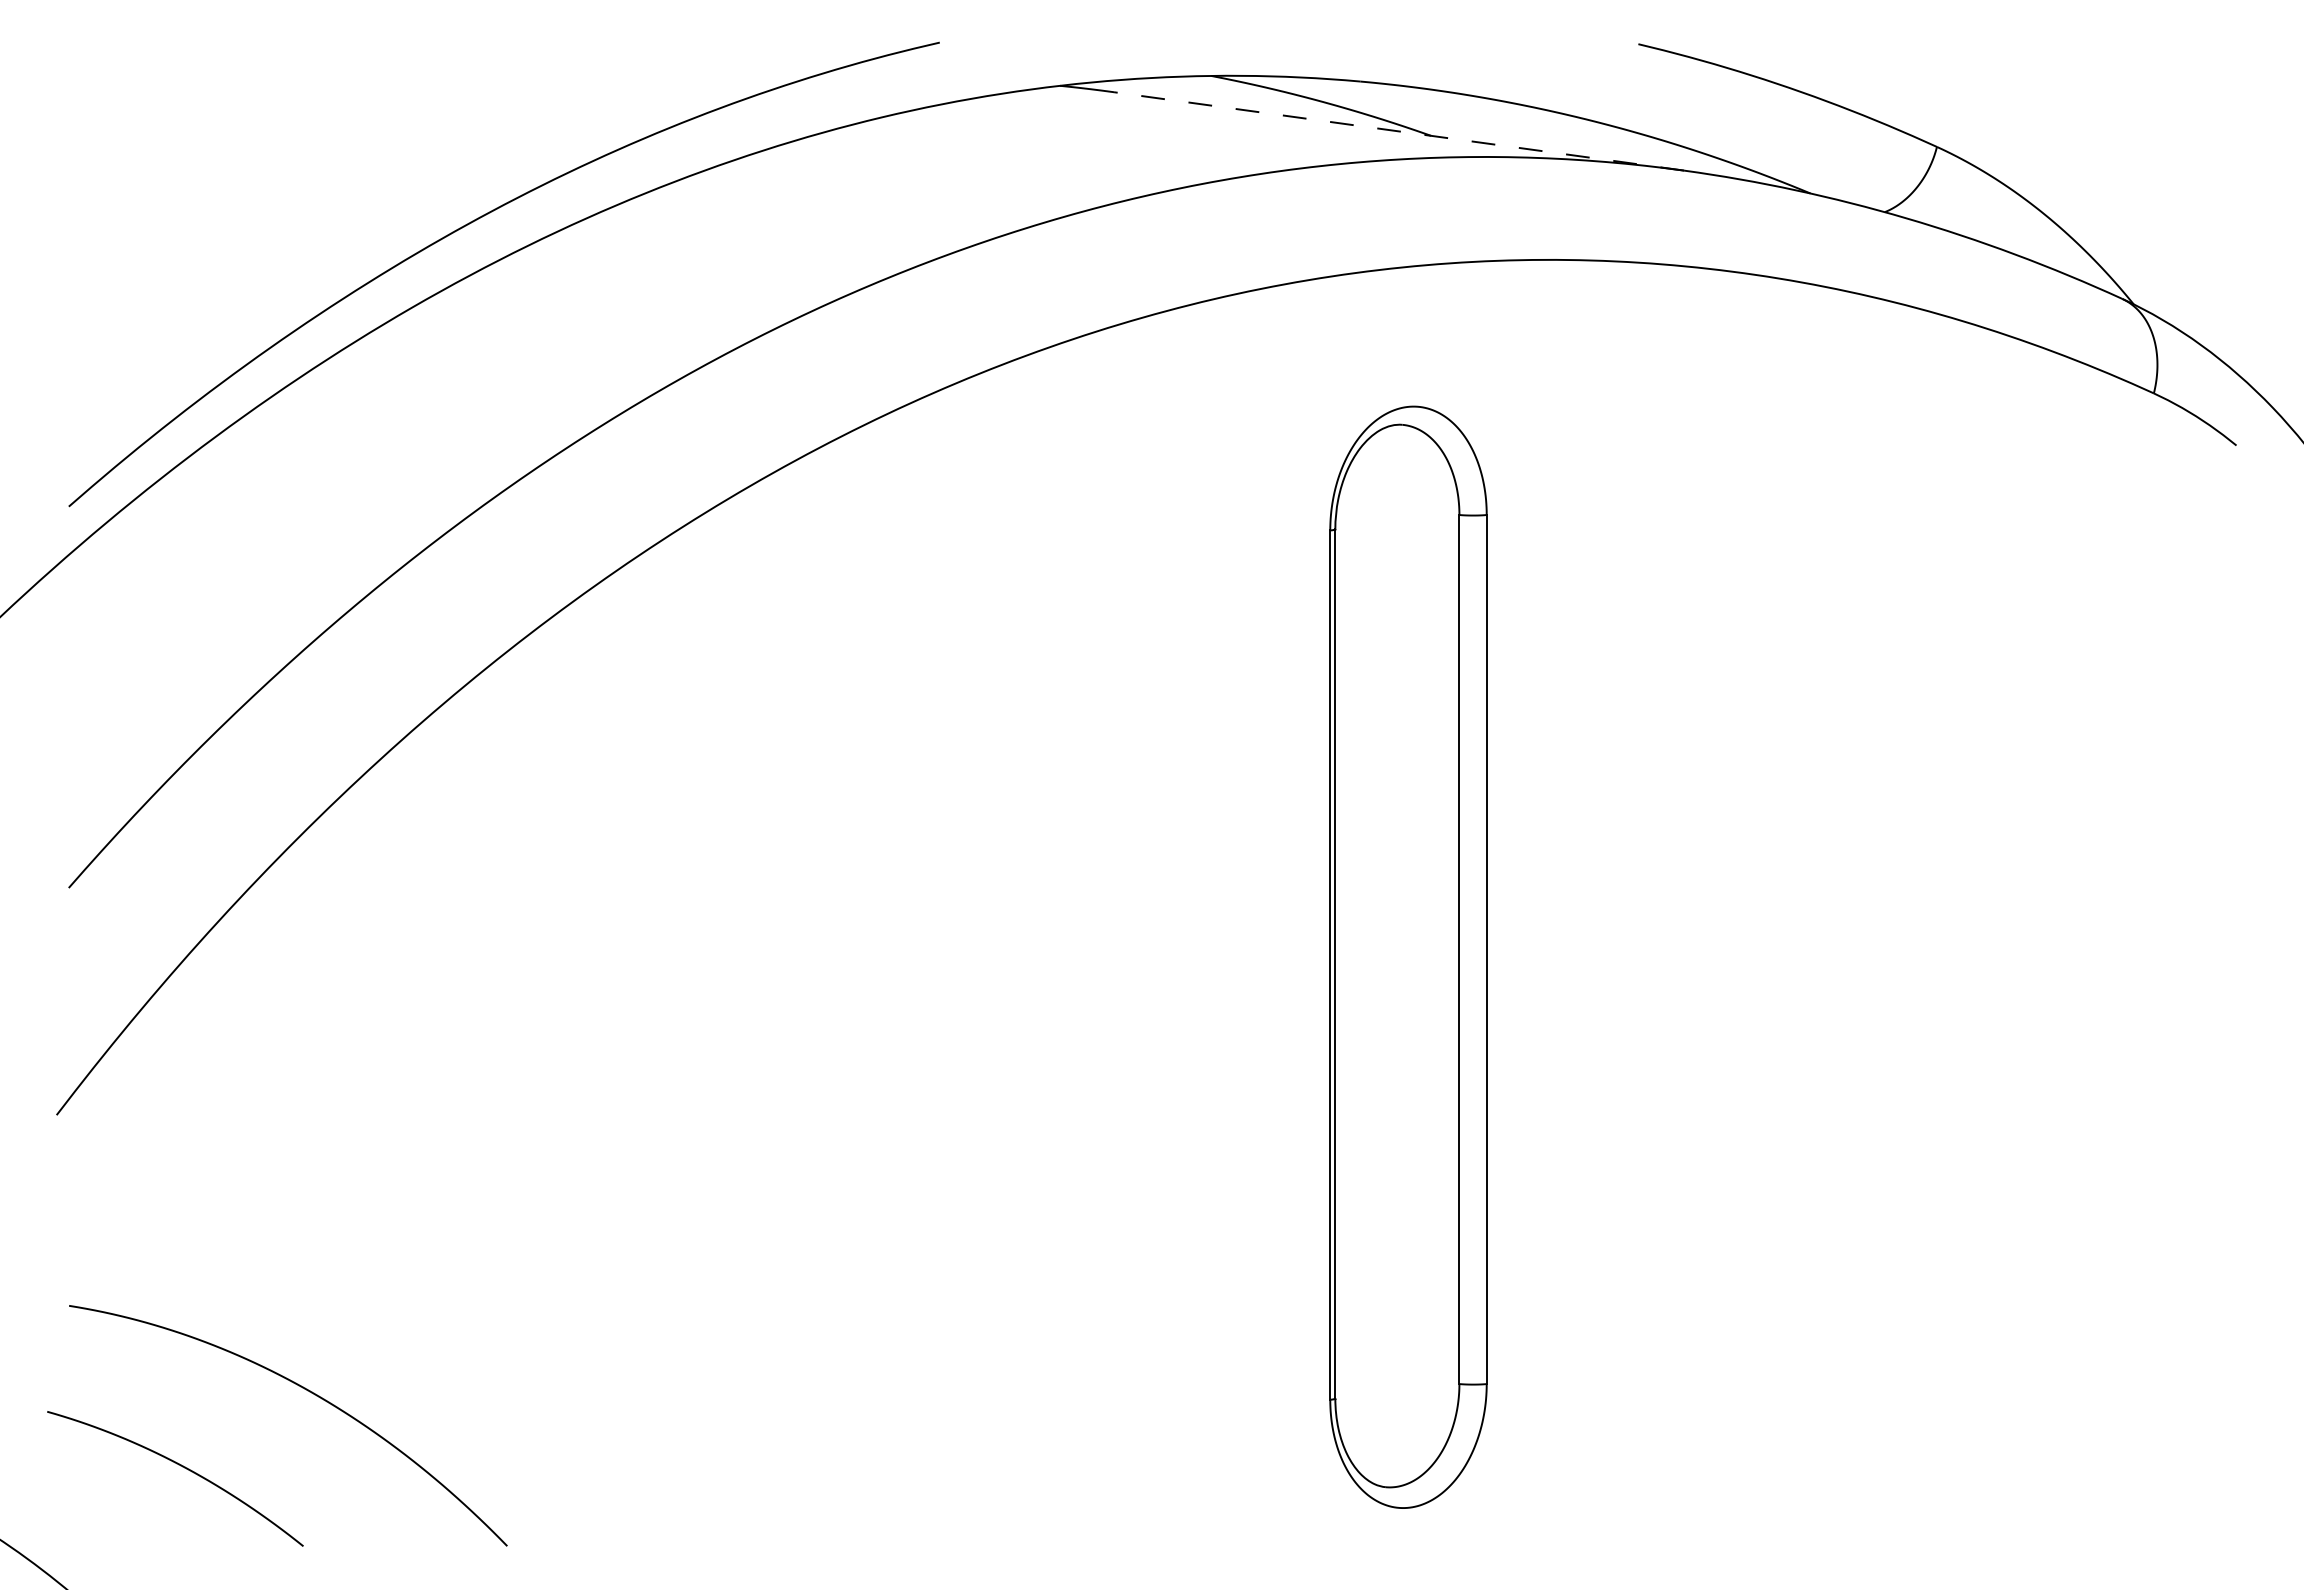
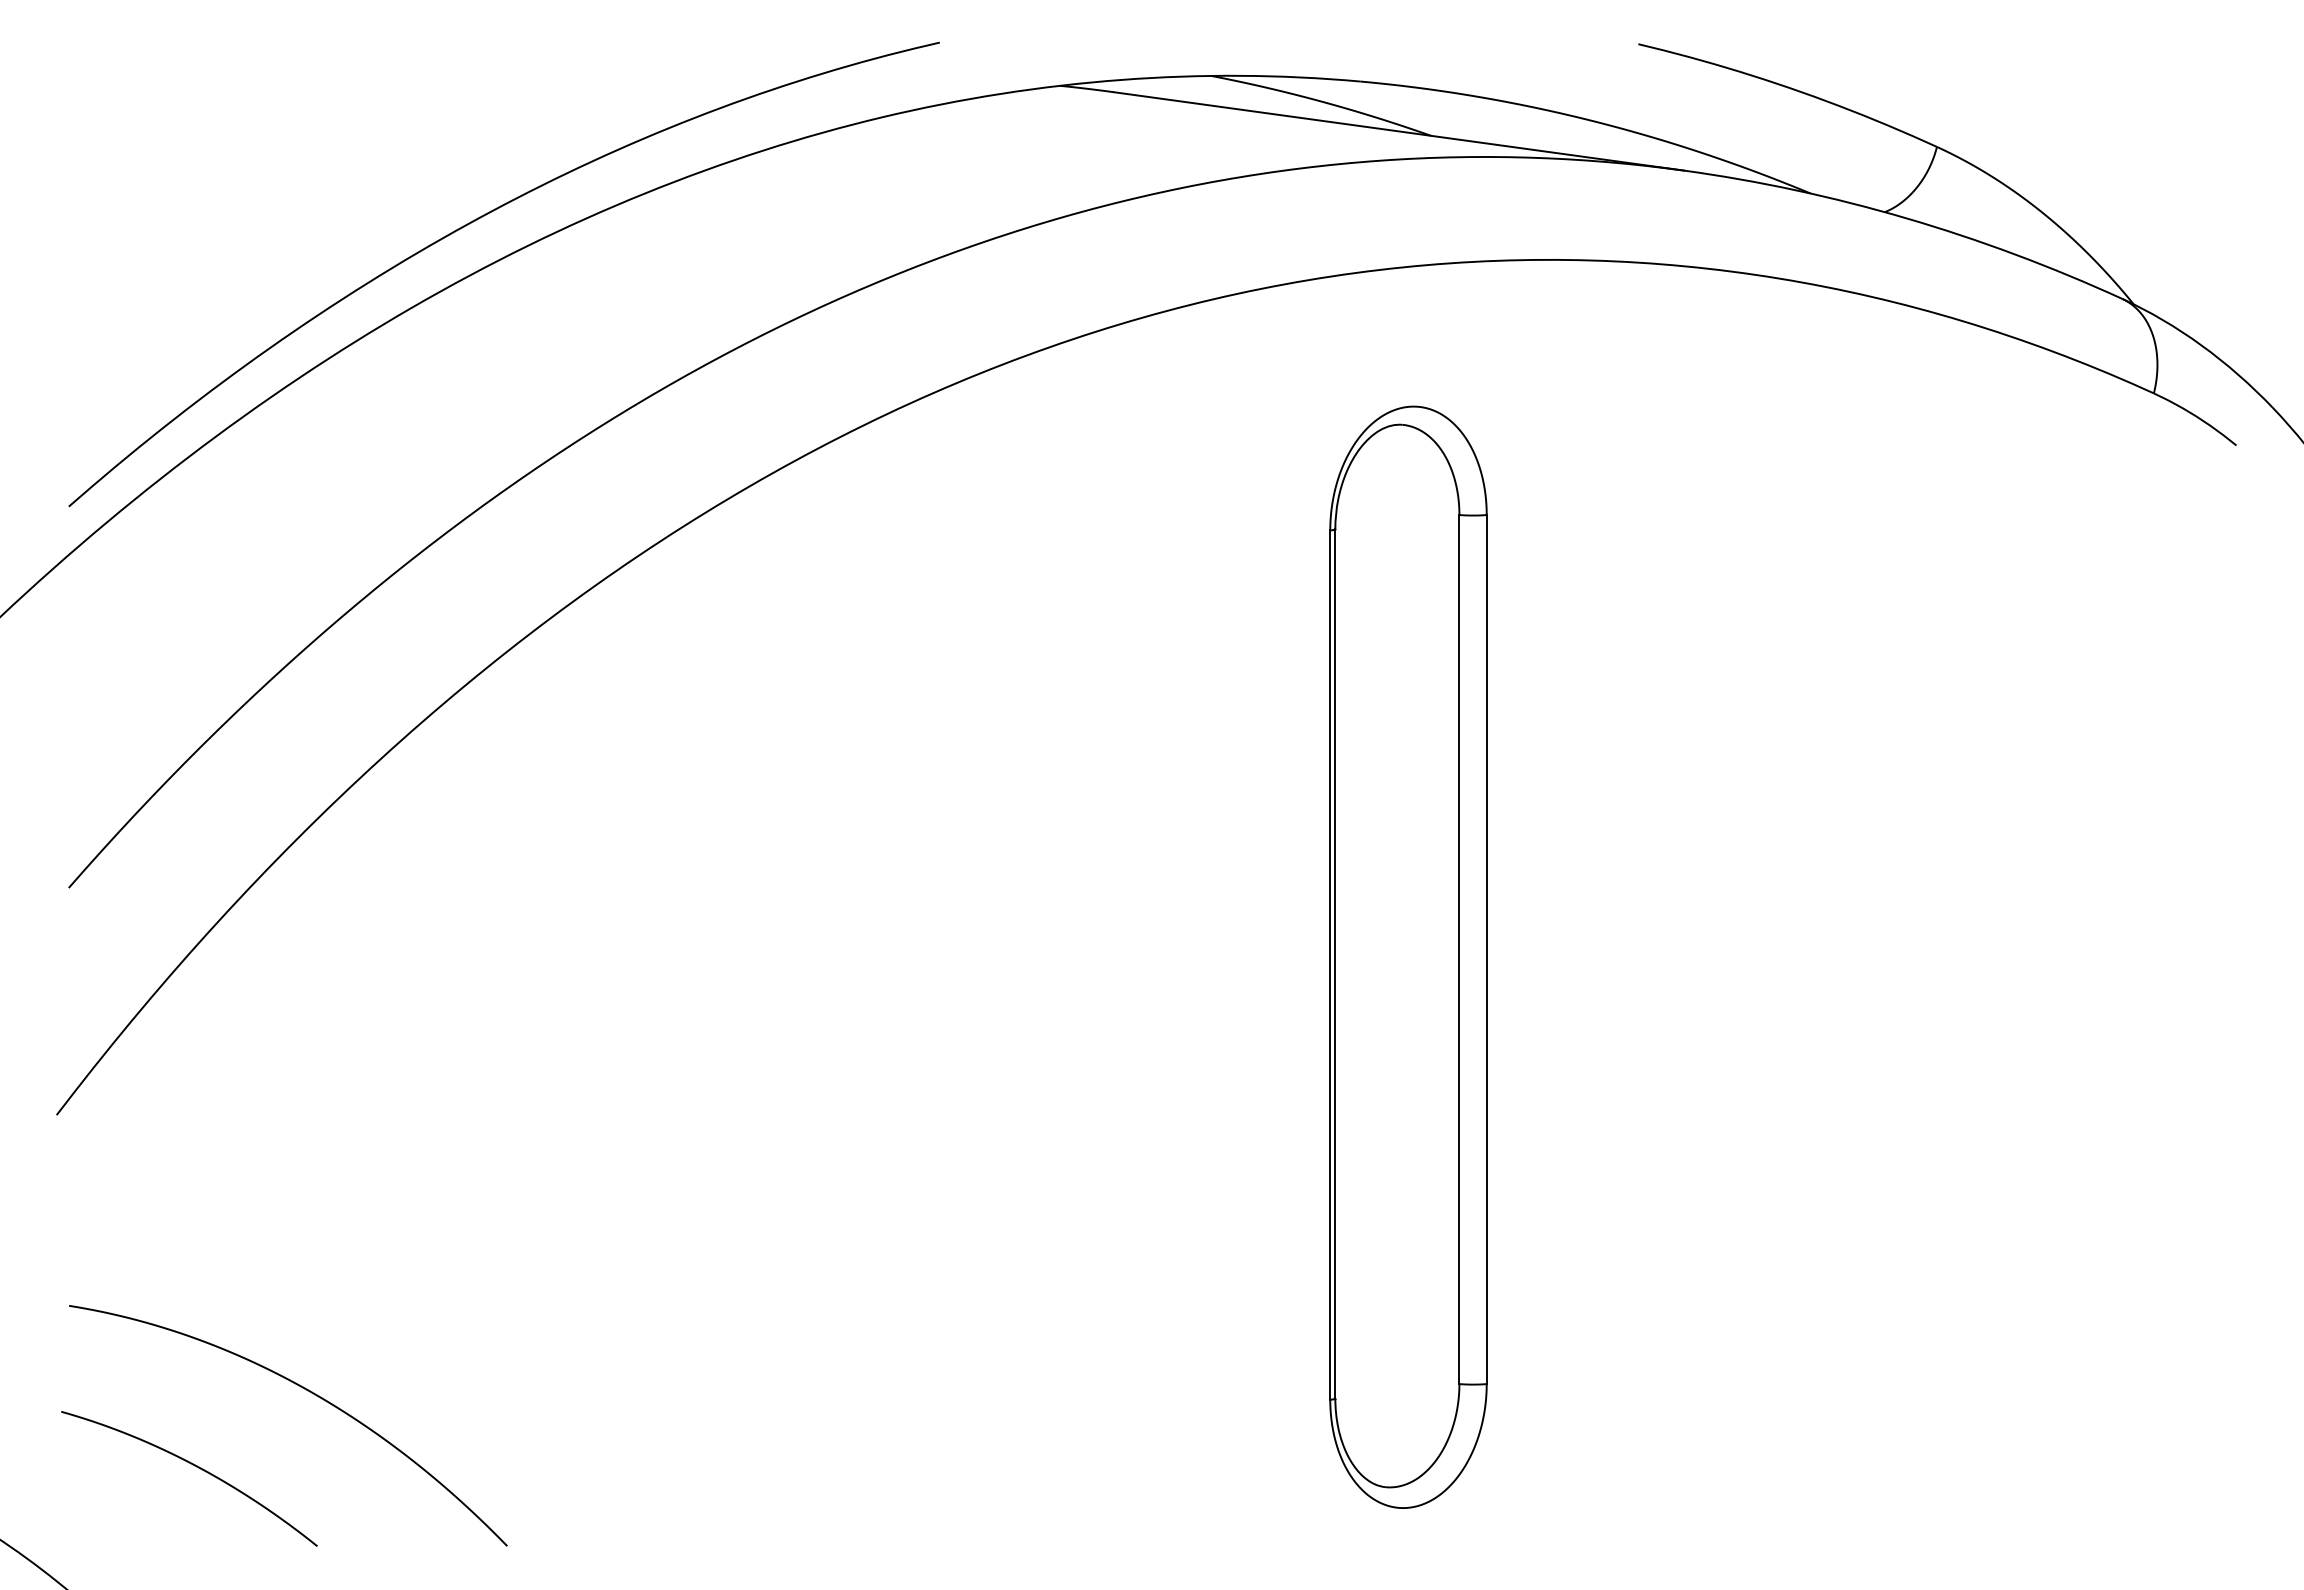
line: dashed -> solid (1399, 131)
curve position: (180, 1466) -> (194, 1466) (194, 1466)
